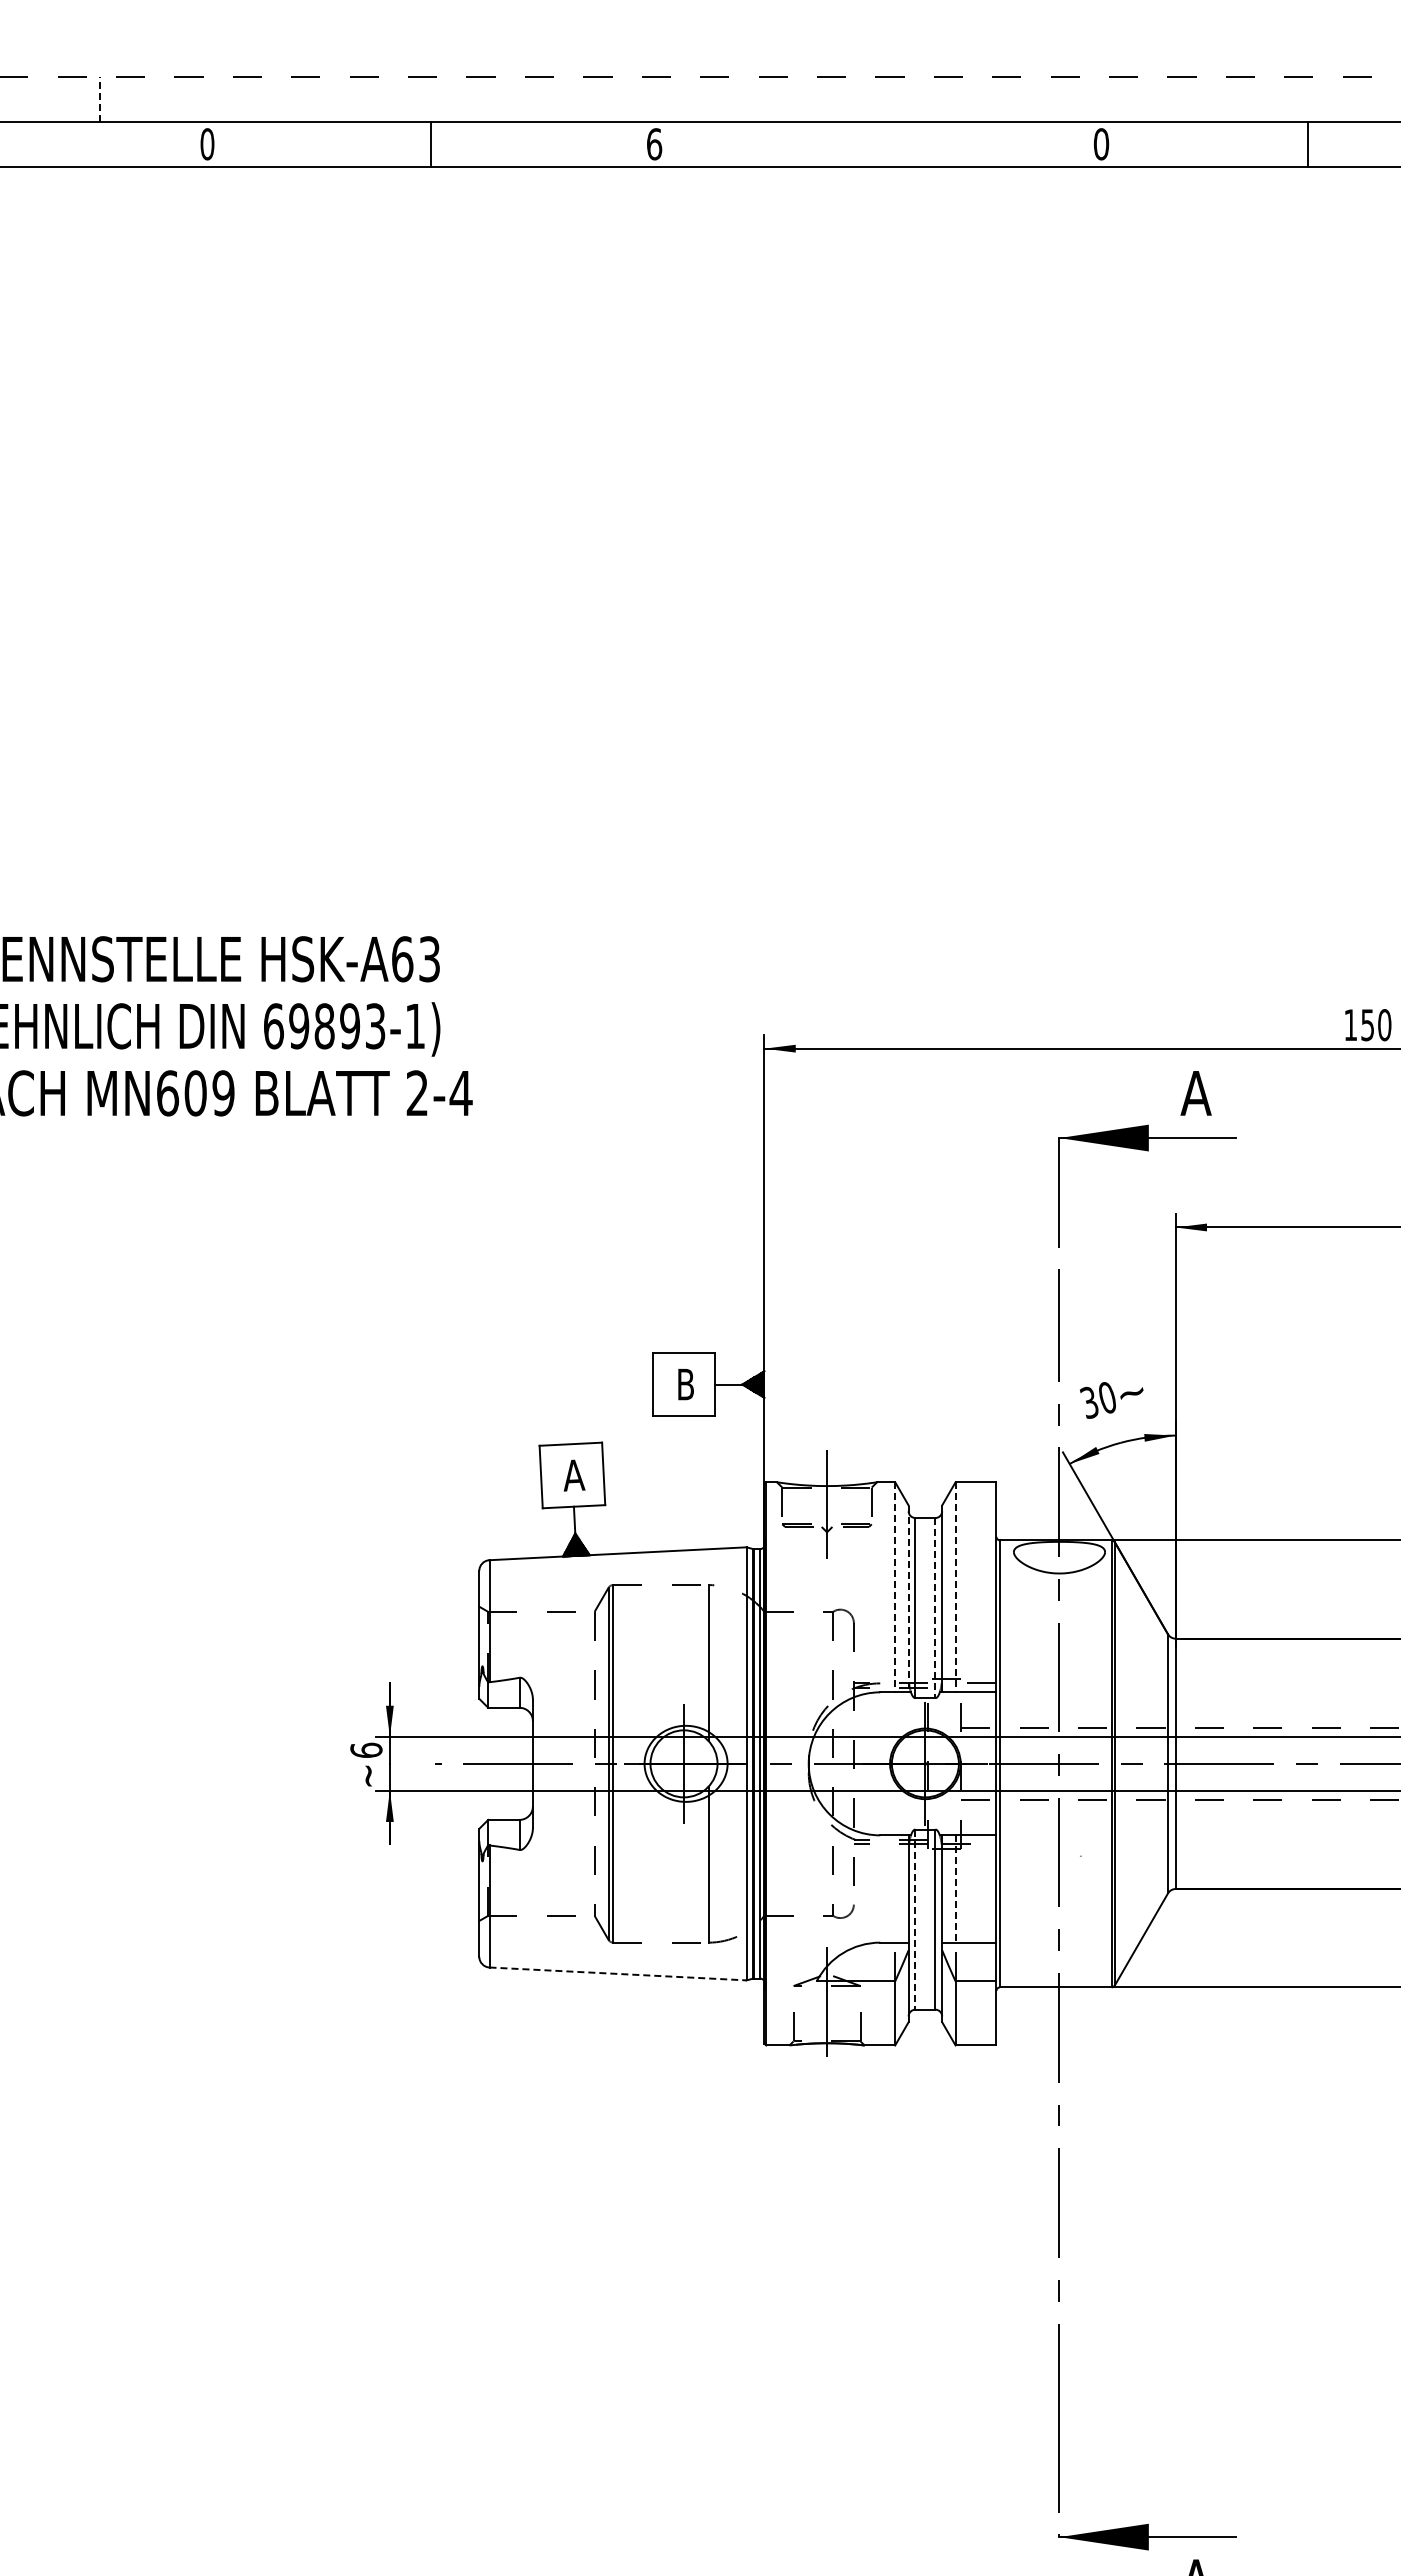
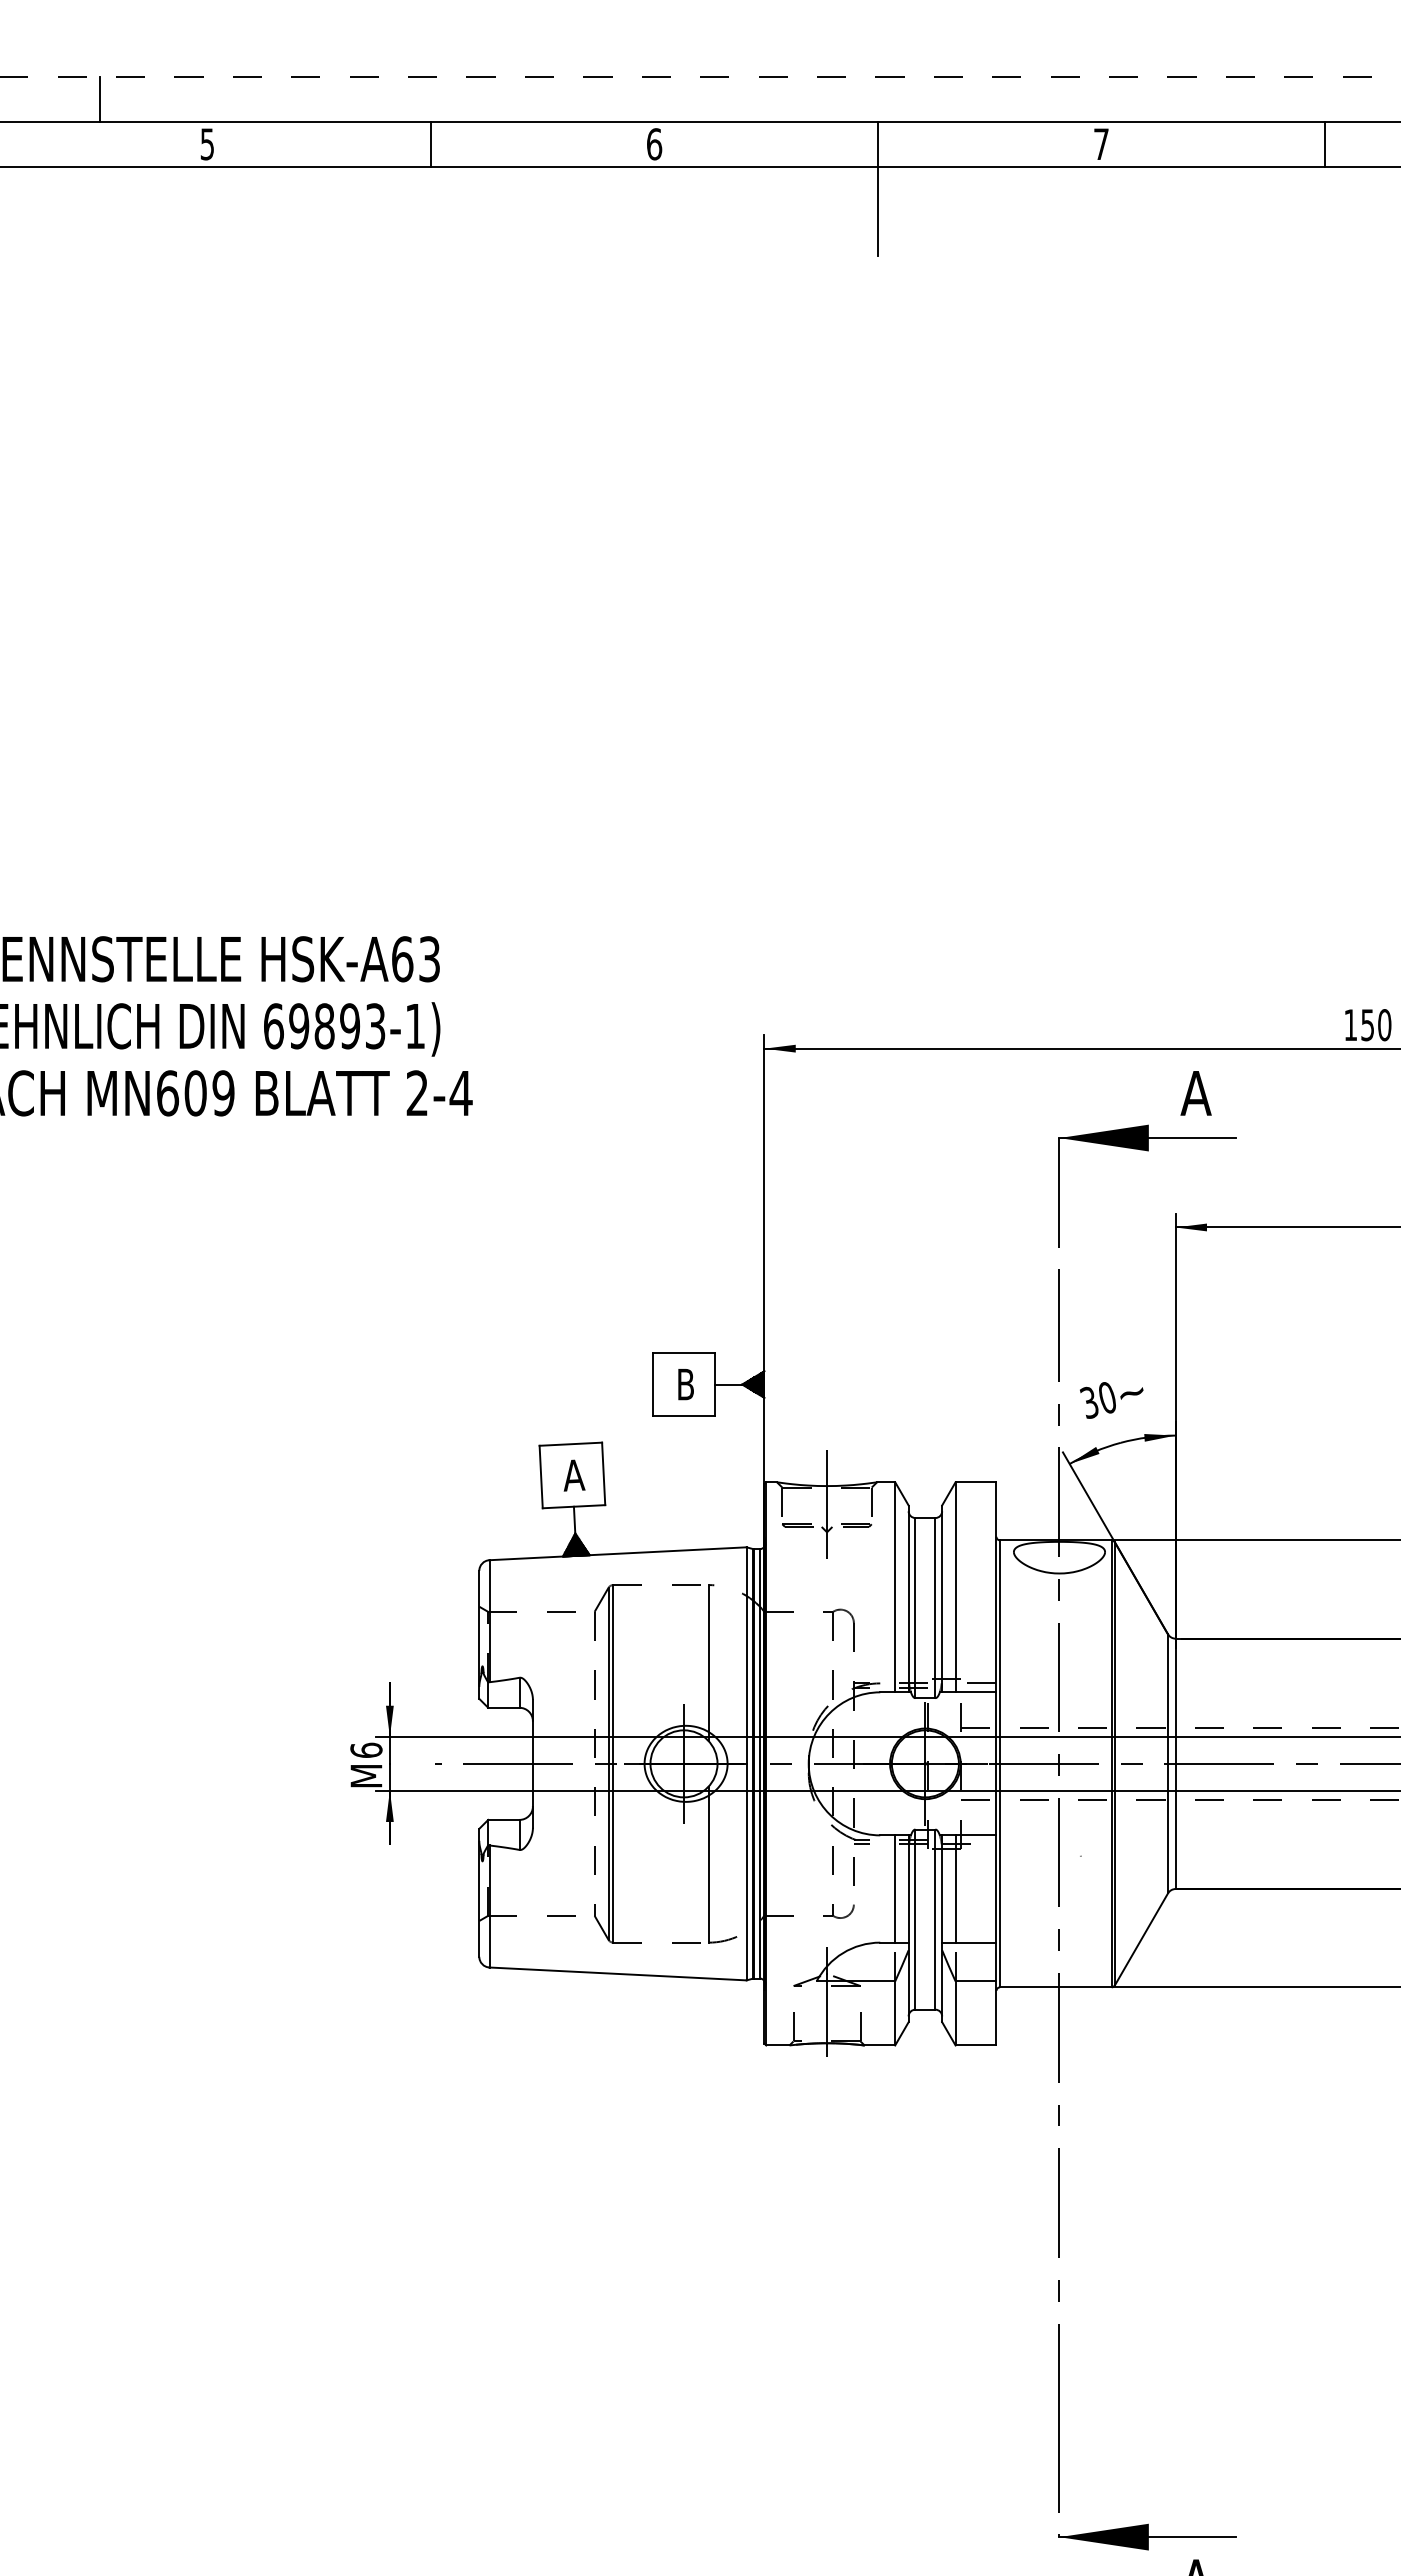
line: dashed -> solid (100, 99)
line position: (1308, 143) -> (1325, 143) (1325, 143)
text: 0 -> 5 (207, 144)
text: 0 -> 7 (1101, 144)
line: none -> present (878, 188)
line: dashed -> solid (895, 1587)
line: dashed -> solid (955, 1587)
line: dashed -> solid (908, 1599)
line: dashed -> solid (935, 1608)
text: ~ -> M (366, 1776)
line: none -> present (895, 1888)
line: dashed -> solid (955, 1889)
line: dashed -> solid (915, 1920)
line: dashed -> solid (618, 1973)
